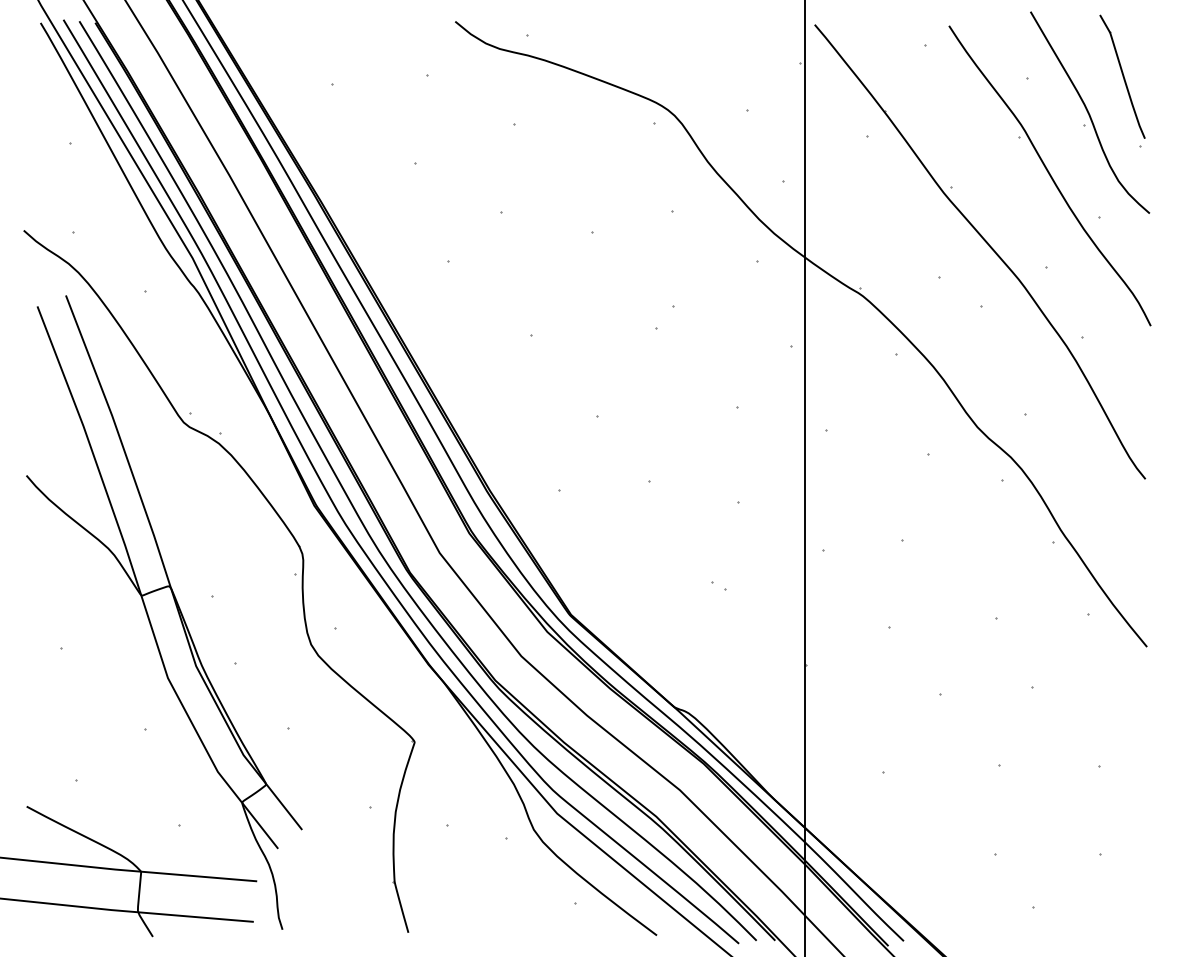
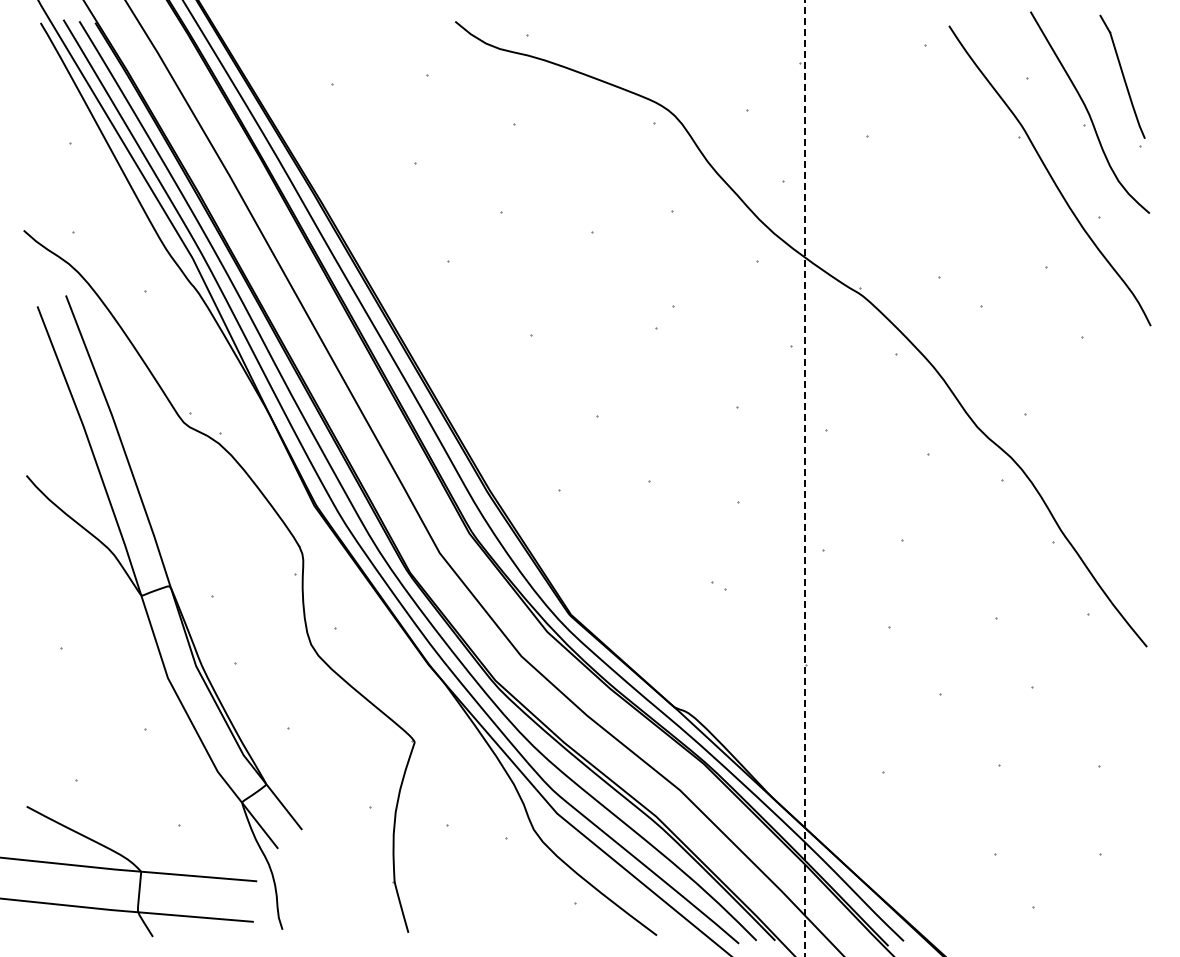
part: present -> none (989, 247)
line: solid -> dashed (804, 478)
